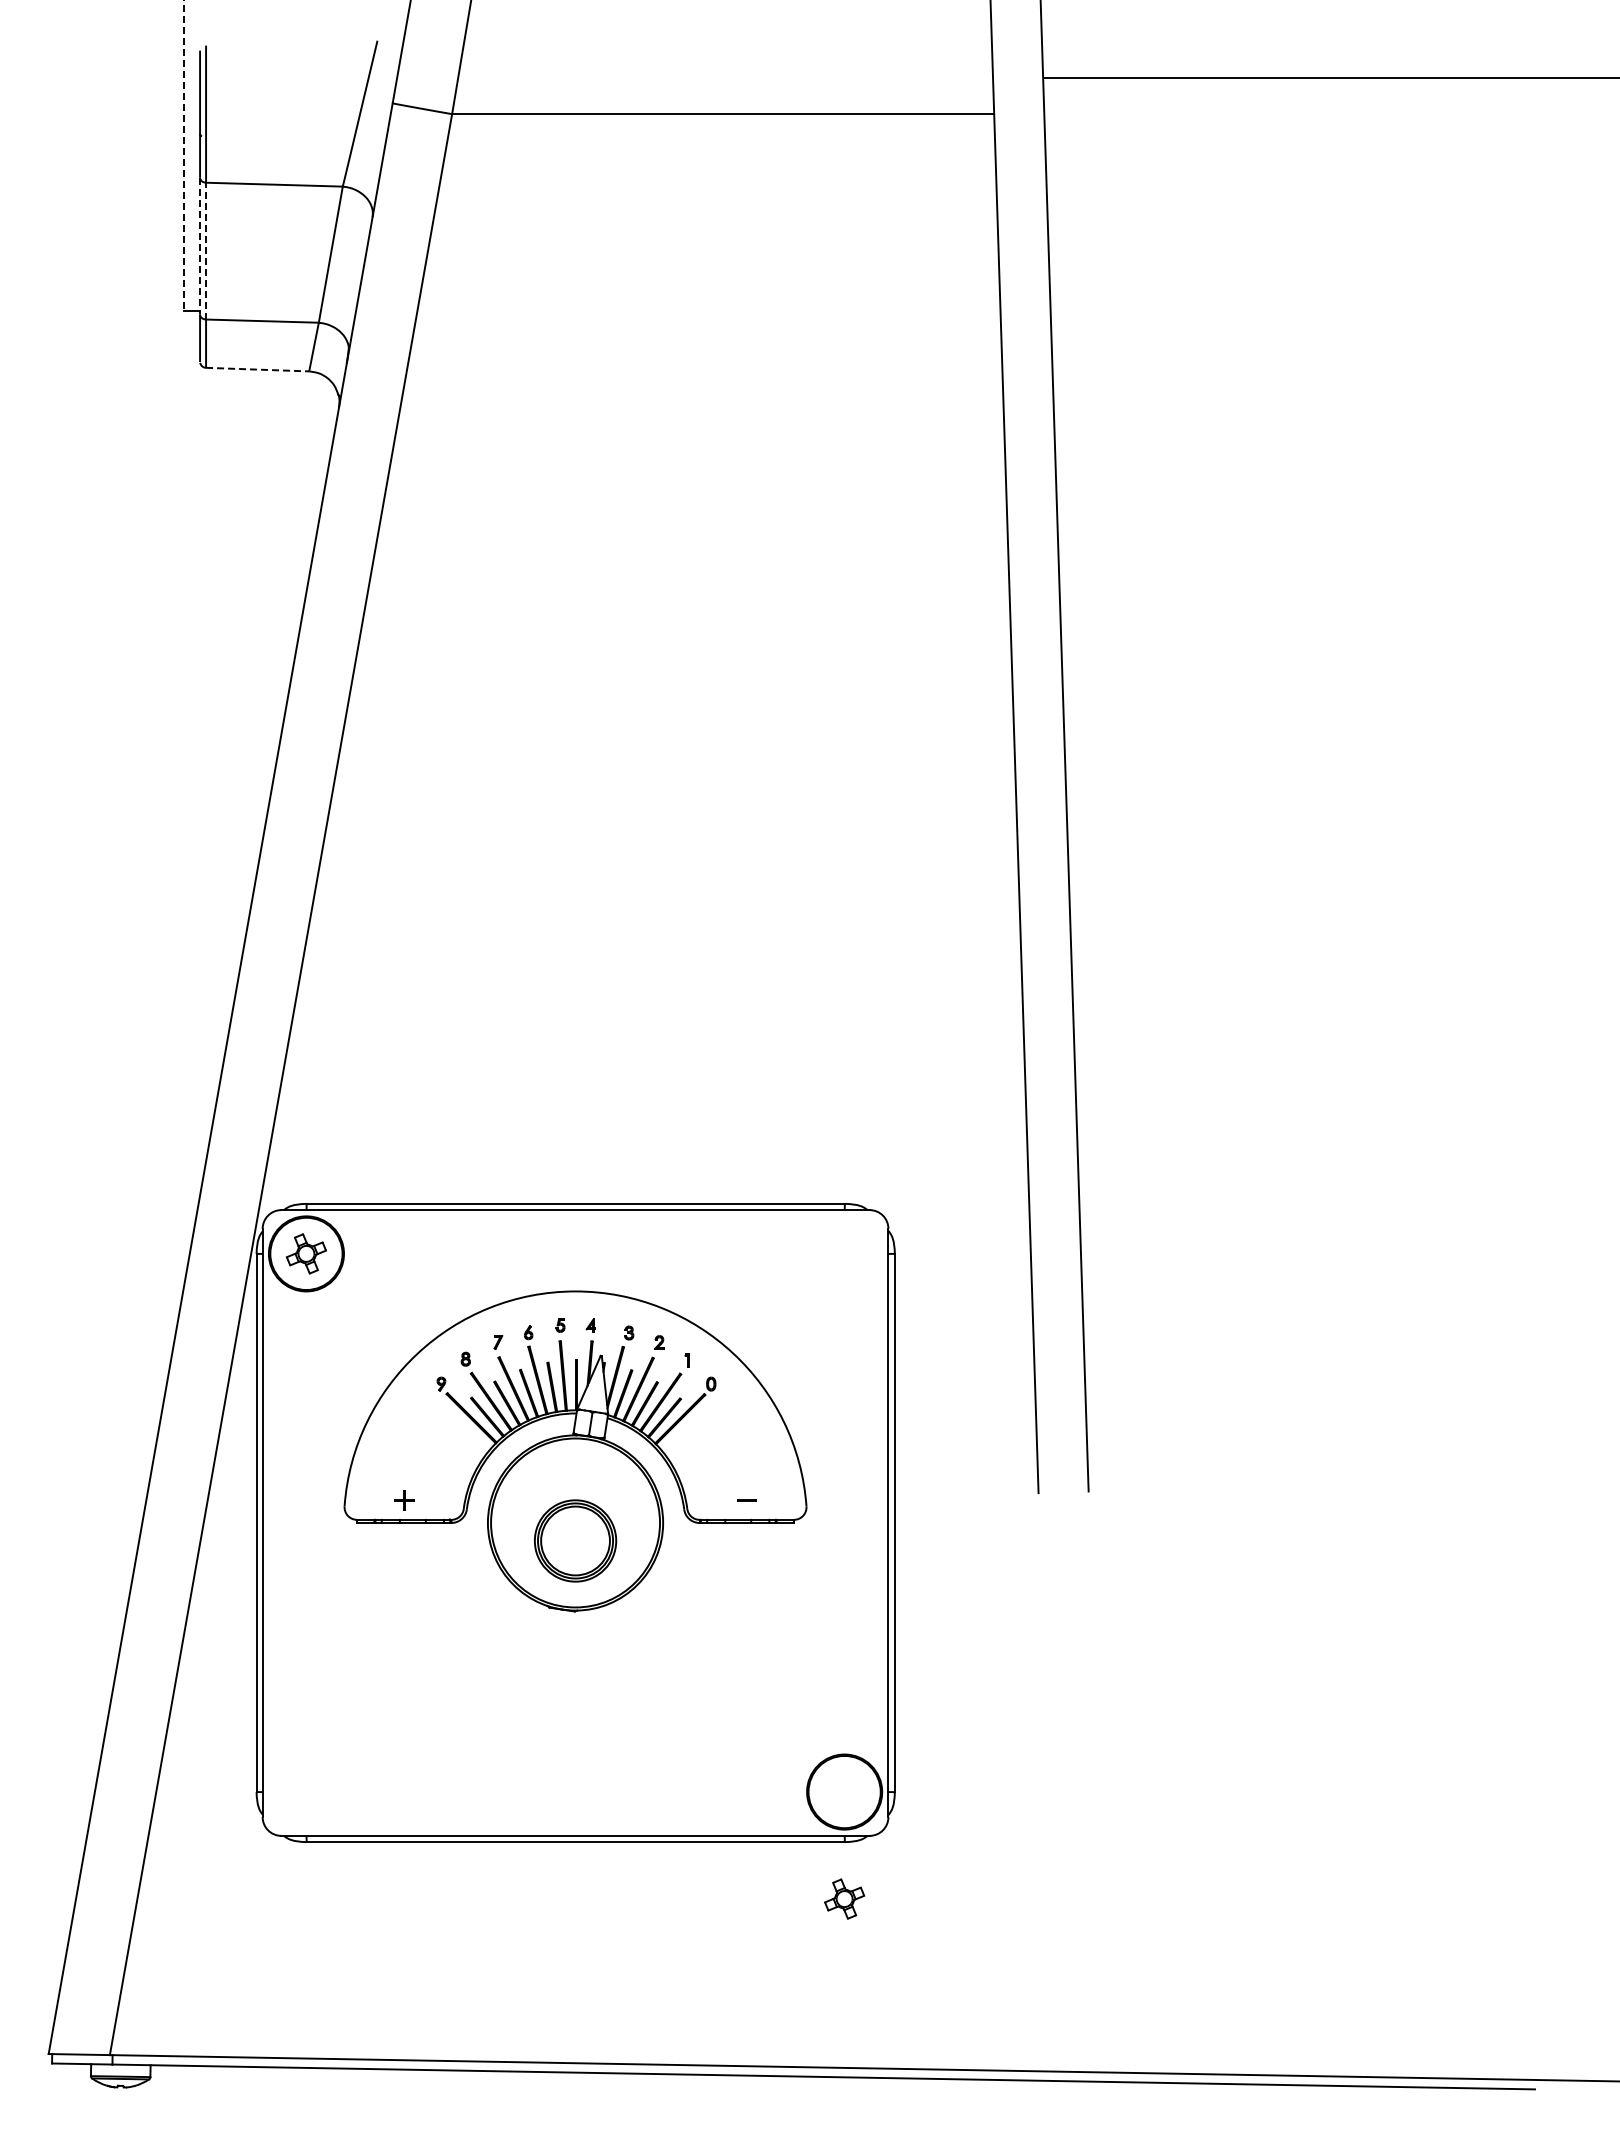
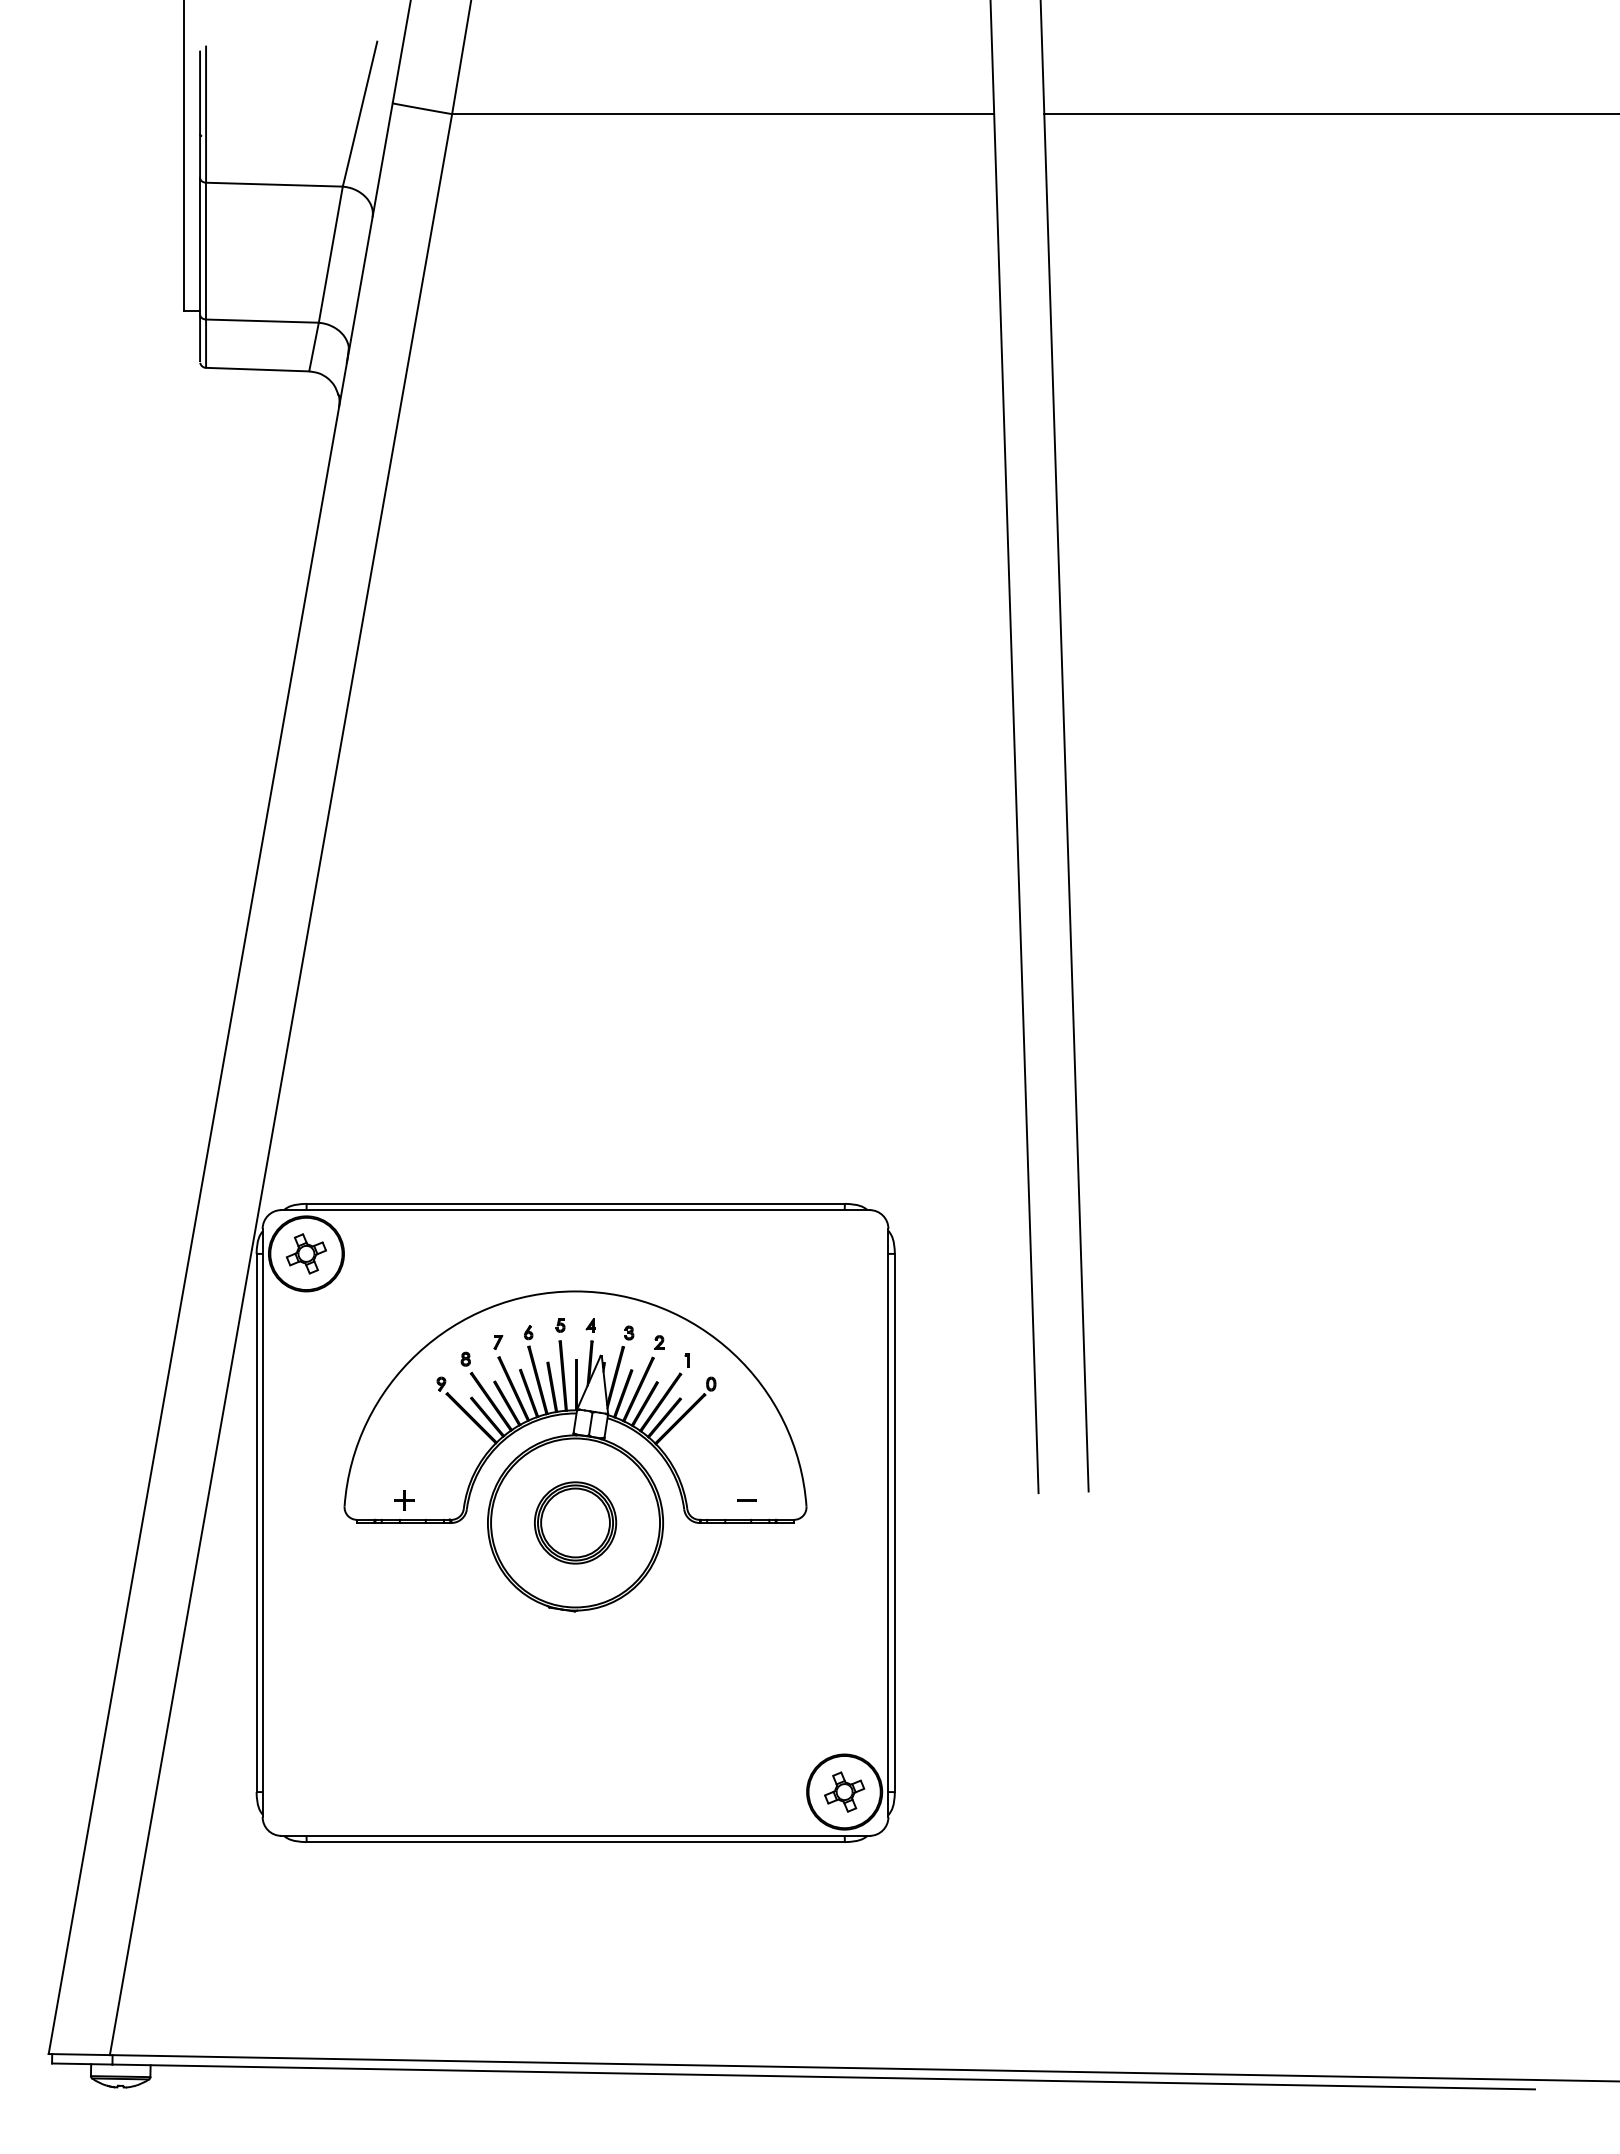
line position: (1330, 78) -> (1330, 114) (1330, 114)
line: dashed -> solid (184, 156)
line: dashed -> solid (200, 246)
line: dashed -> solid (206, 250)
line: dashed -> solid (257, 369)
part position: (575, 1540) -> (575, 1522) (575, 1522)
part position: (844, 1898) -> (844, 1791) (844, 1791)
